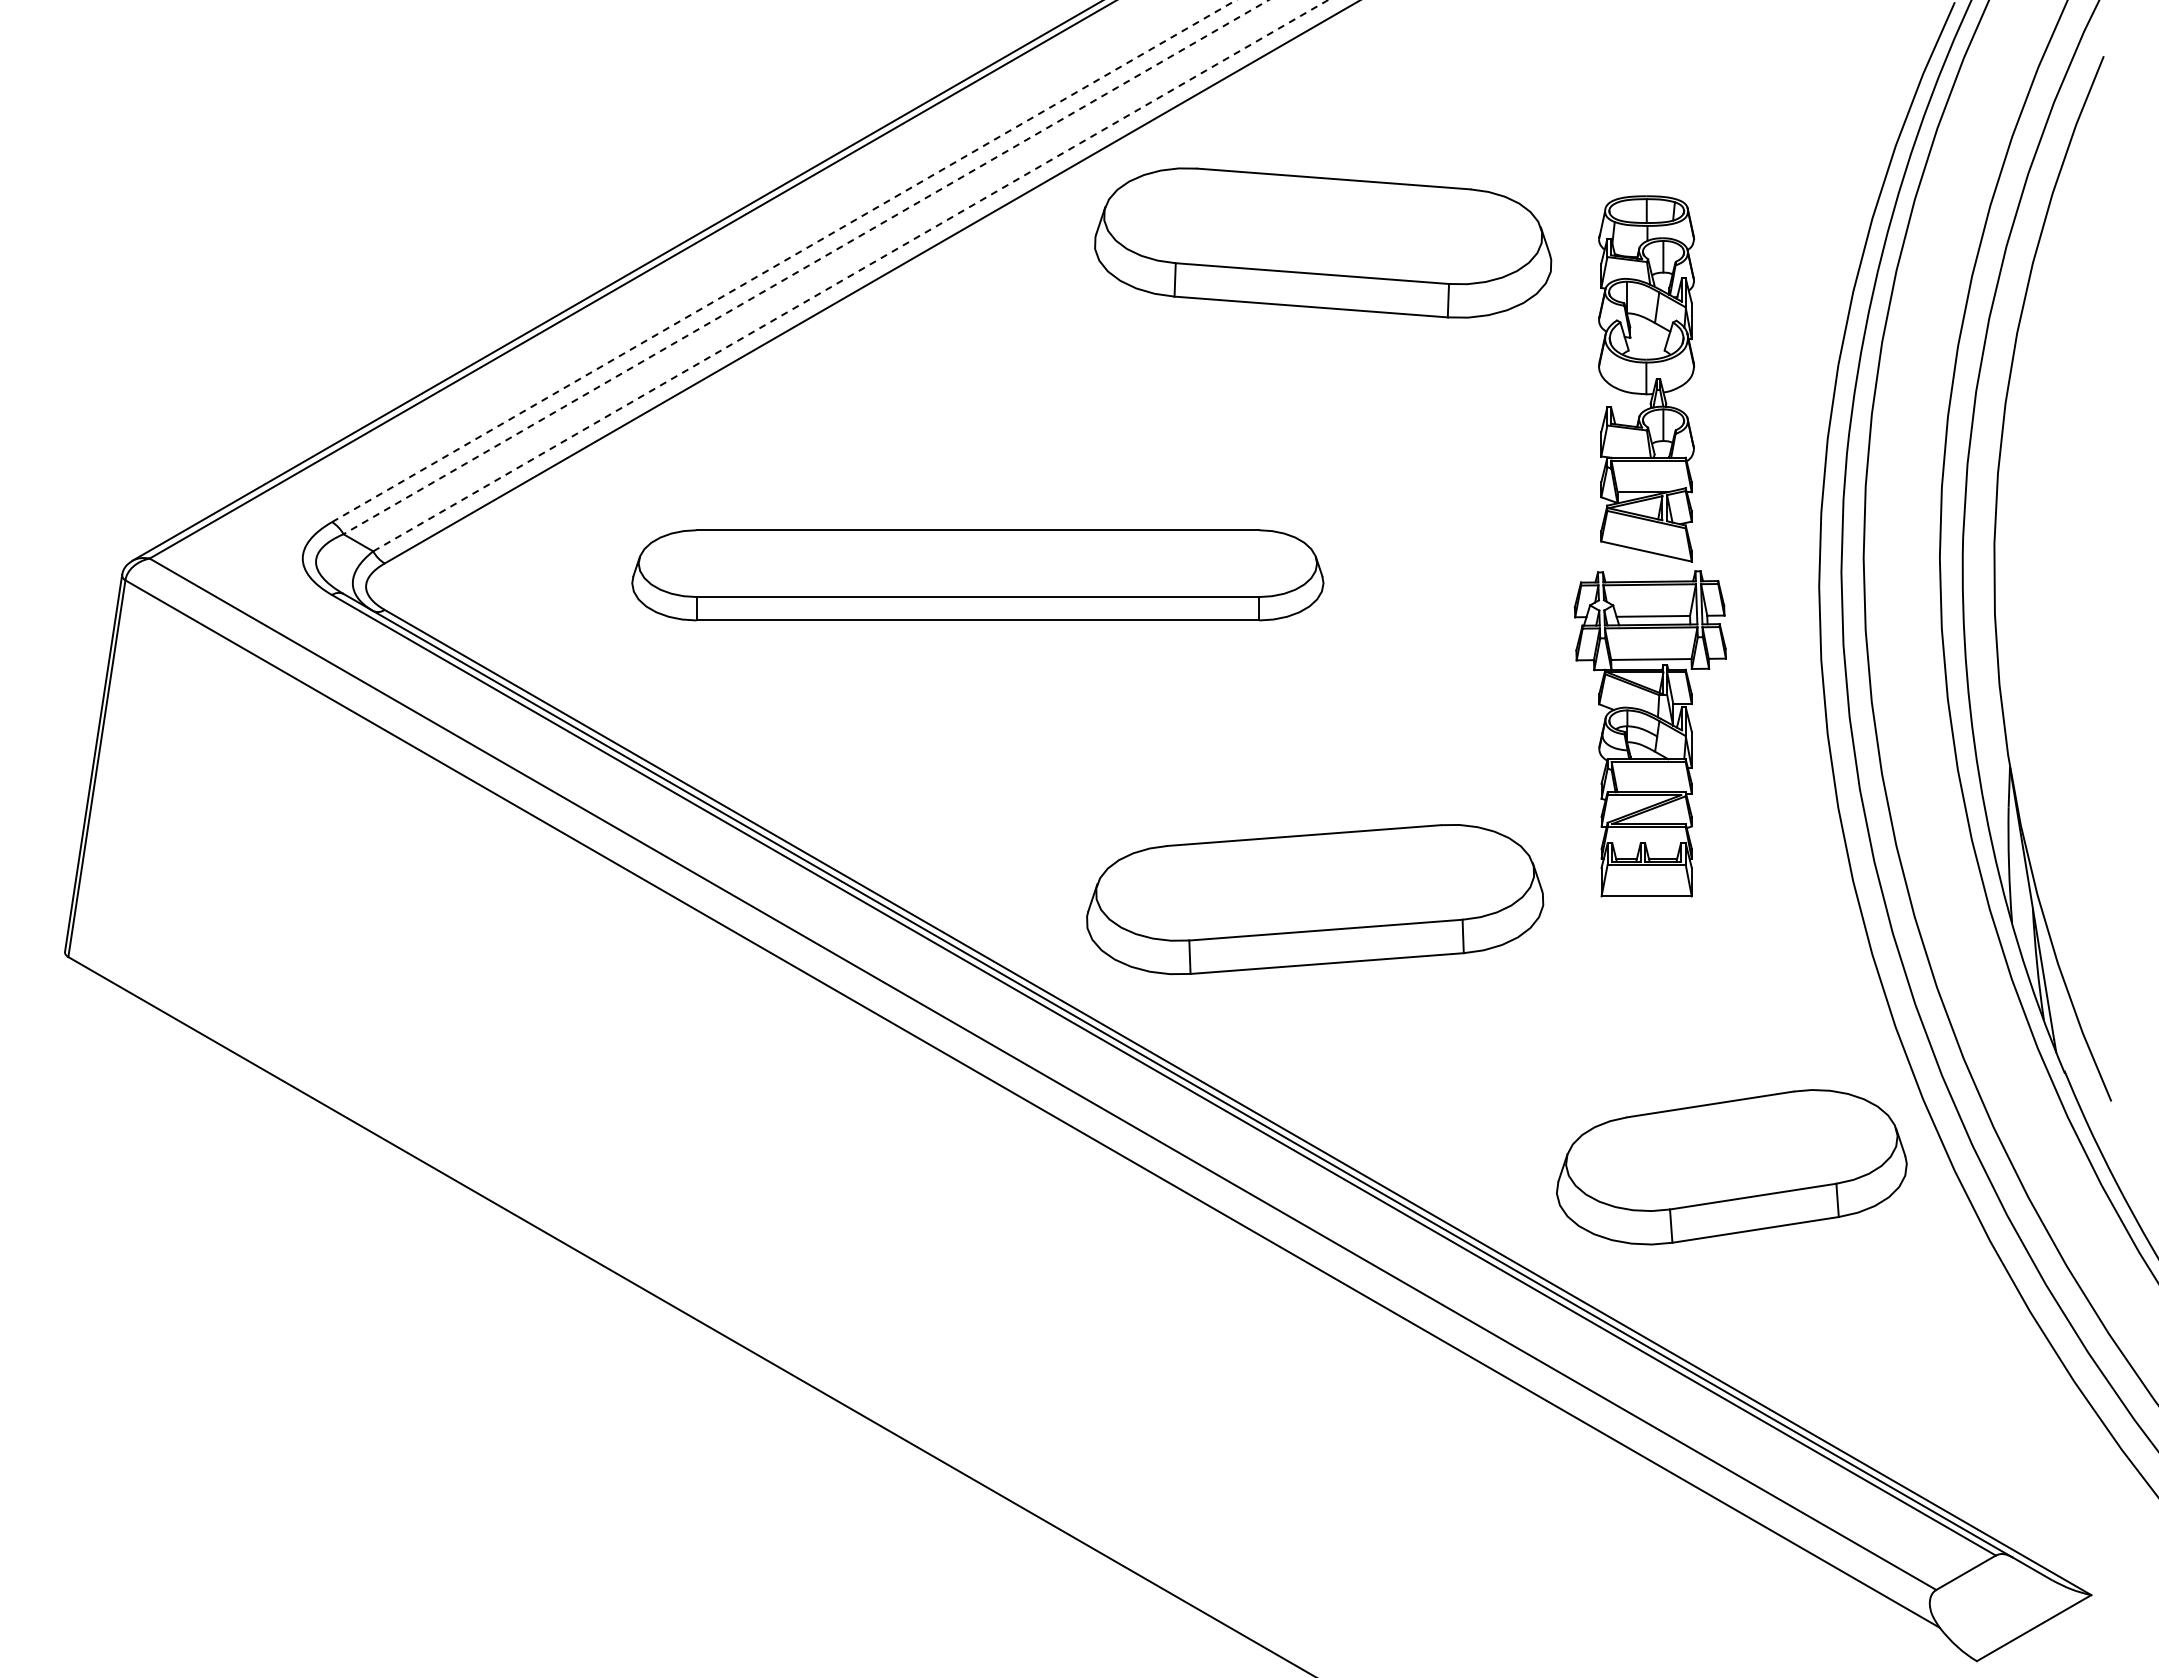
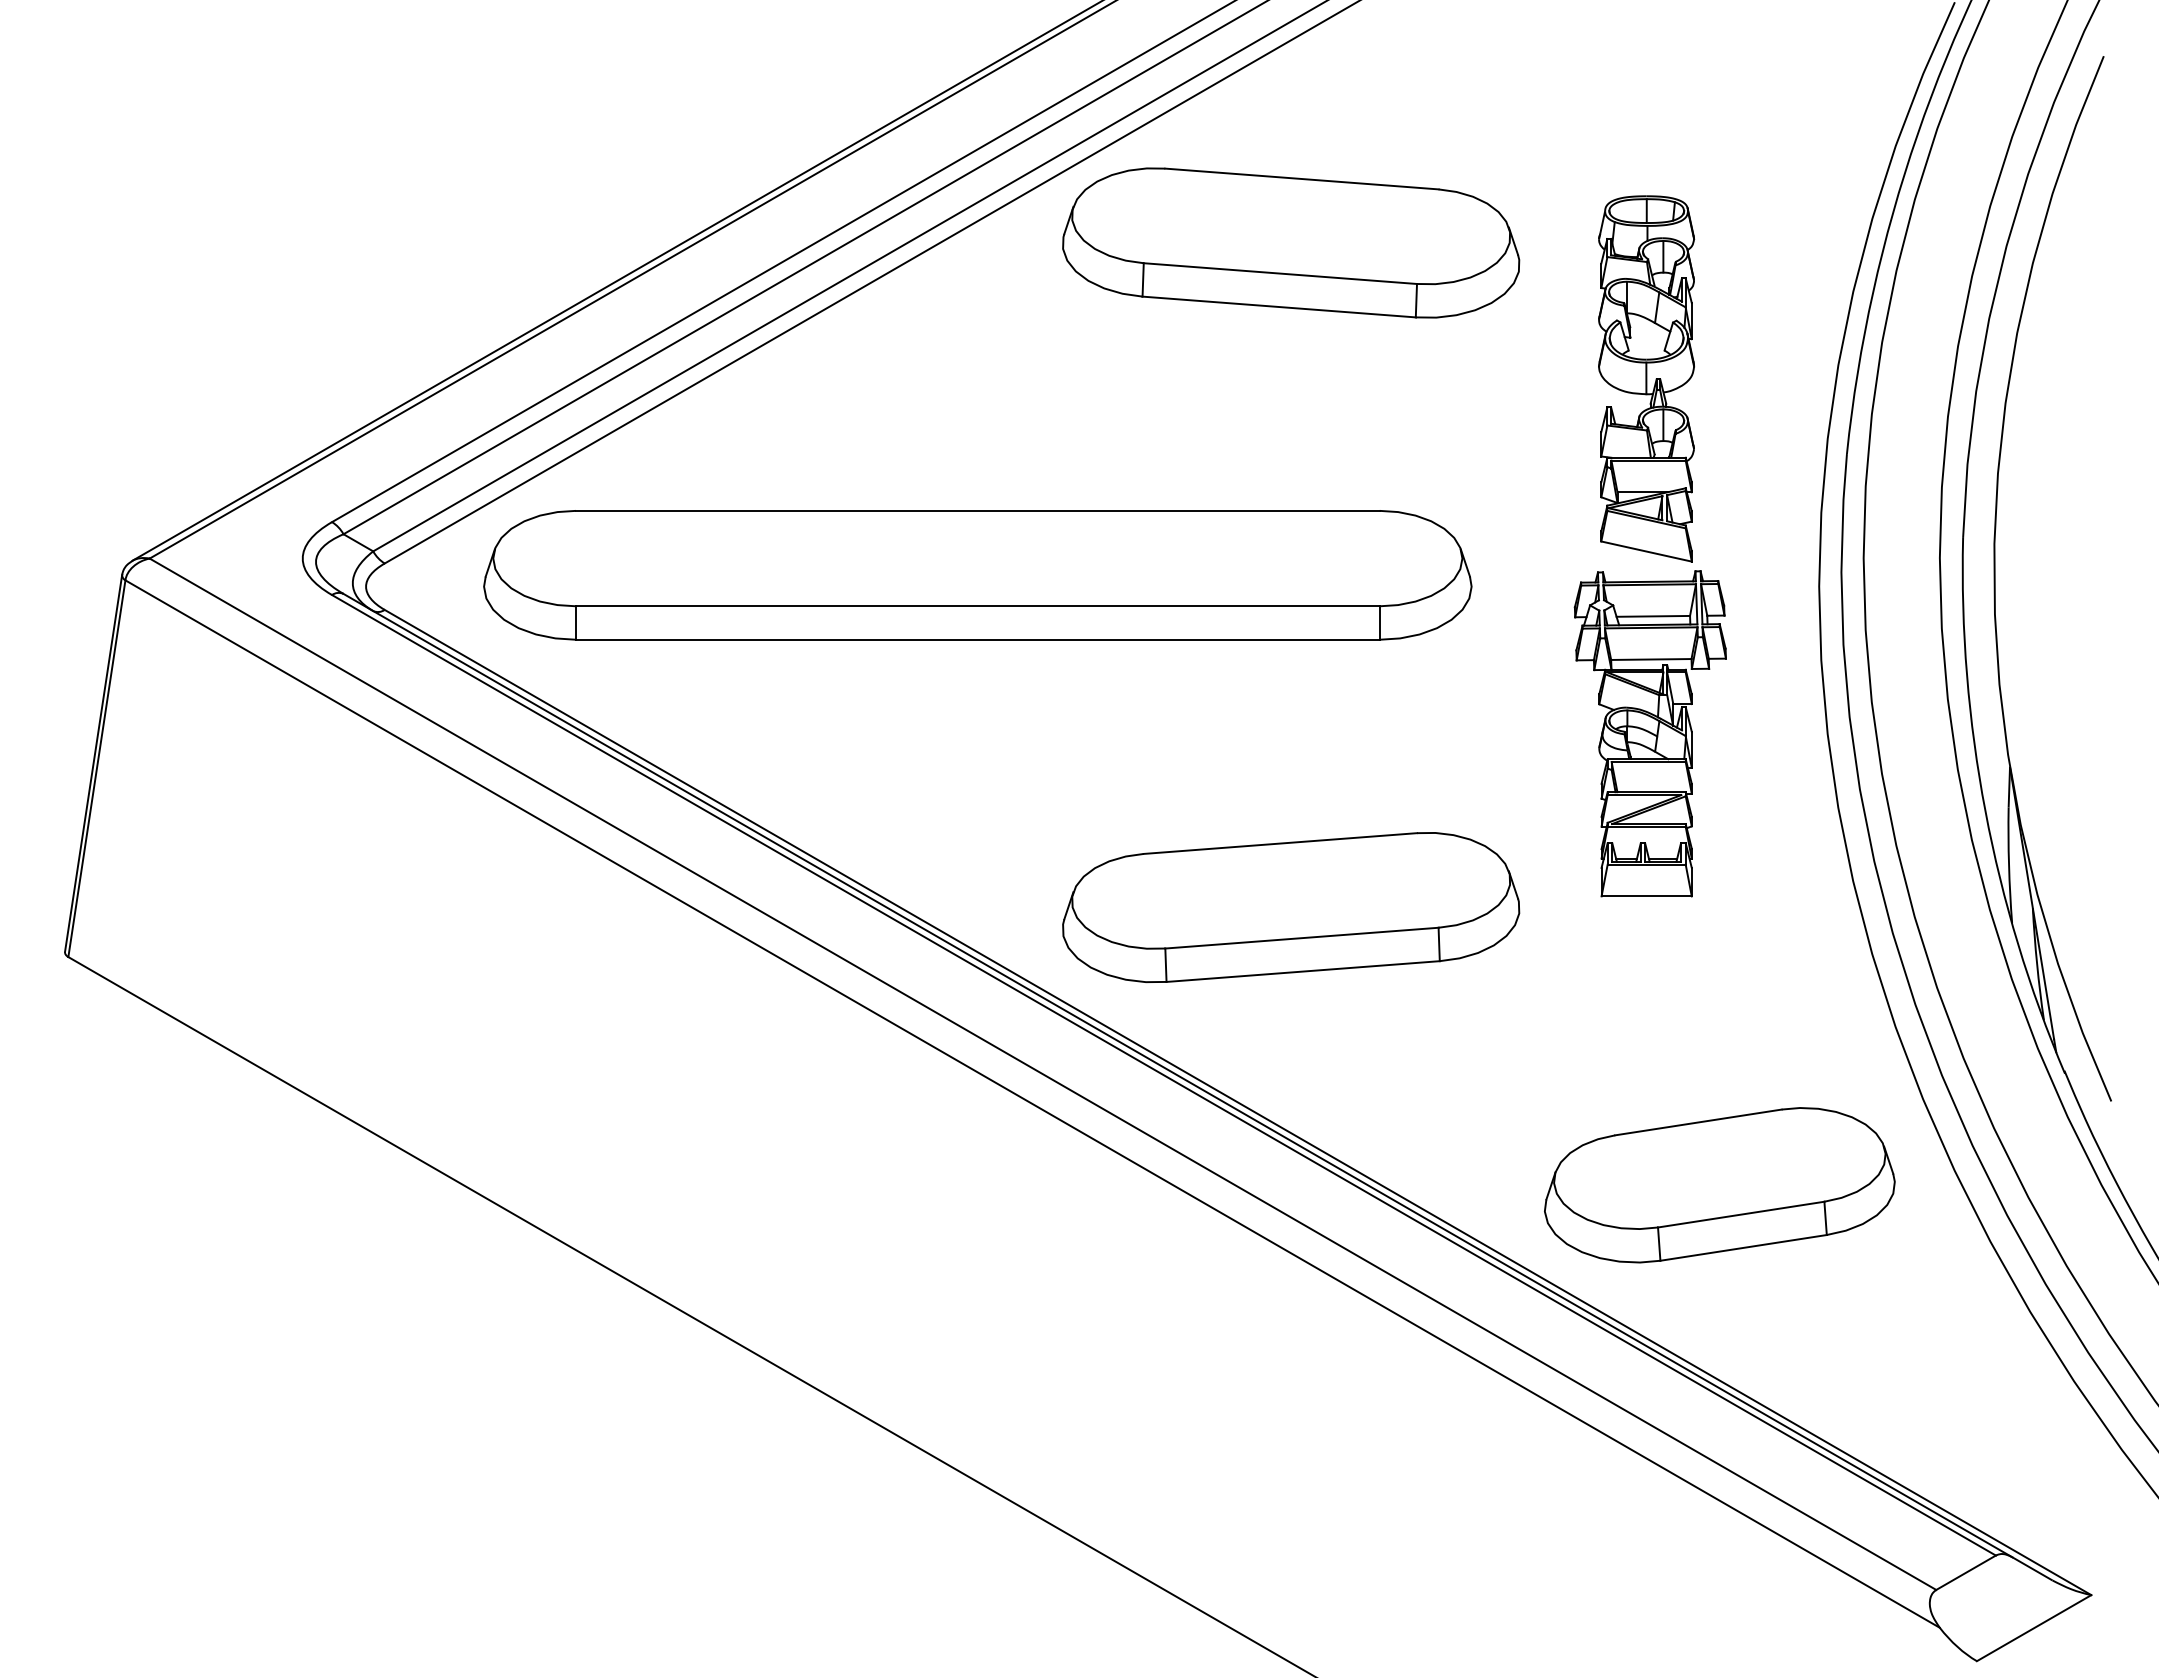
part position: (1323, 242) -> (1291, 242) (1291, 242)
line: dashed -> solid (783, 261)
line: dashed -> solid (806, 267)
line: dashed -> solid (851, 275)
part size: 694x93 px -> 990x131 px (977, 575)
part position: (1315, 899) -> (1291, 907) (1291, 907)
part position: (1731, 1167) -> (1719, 1185) (1719, 1185)
